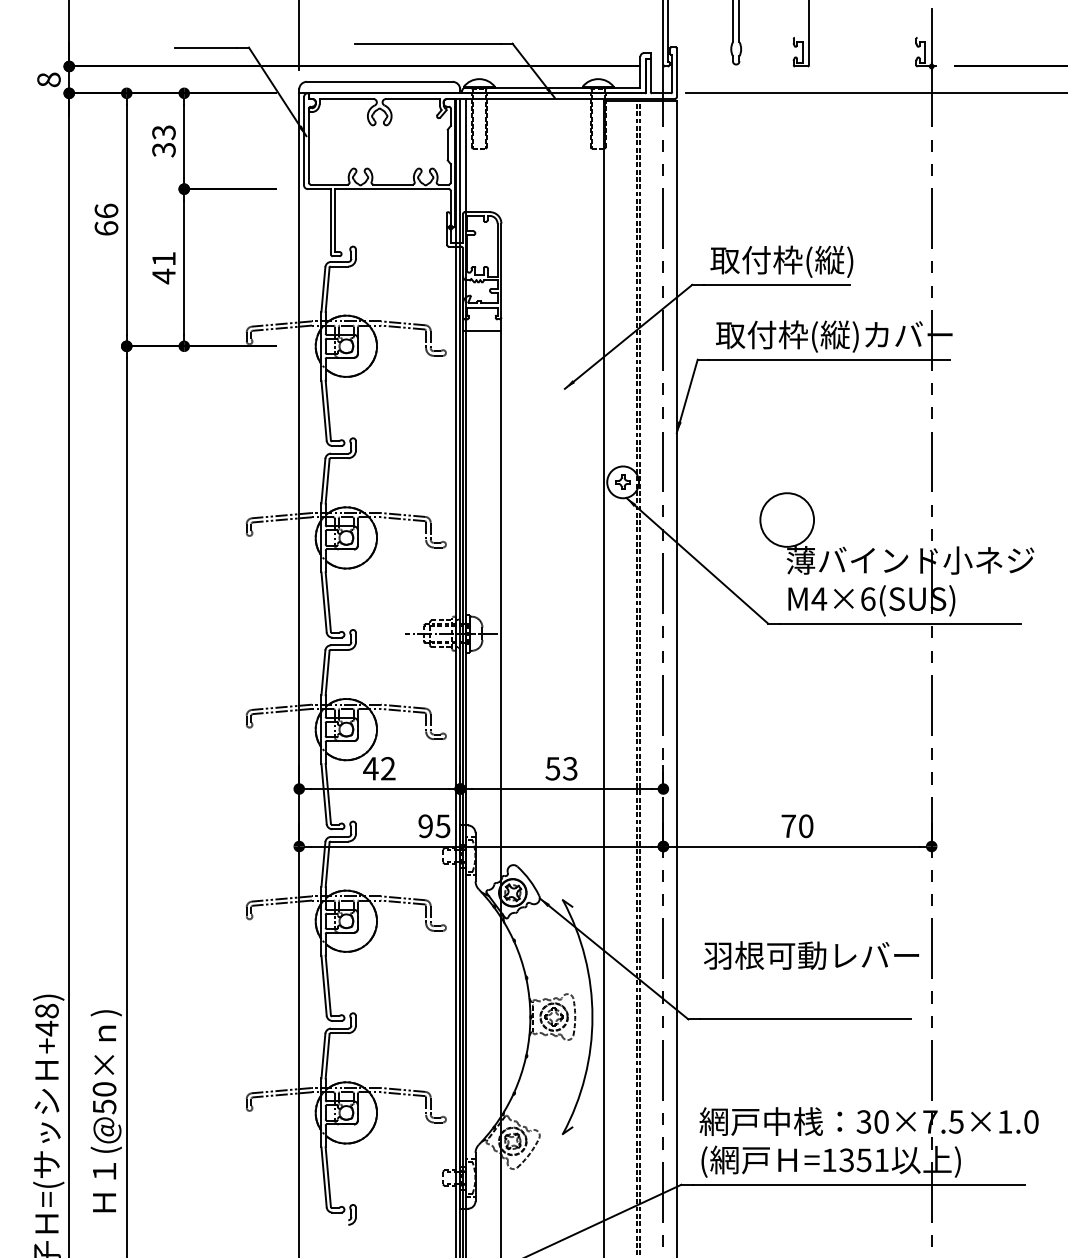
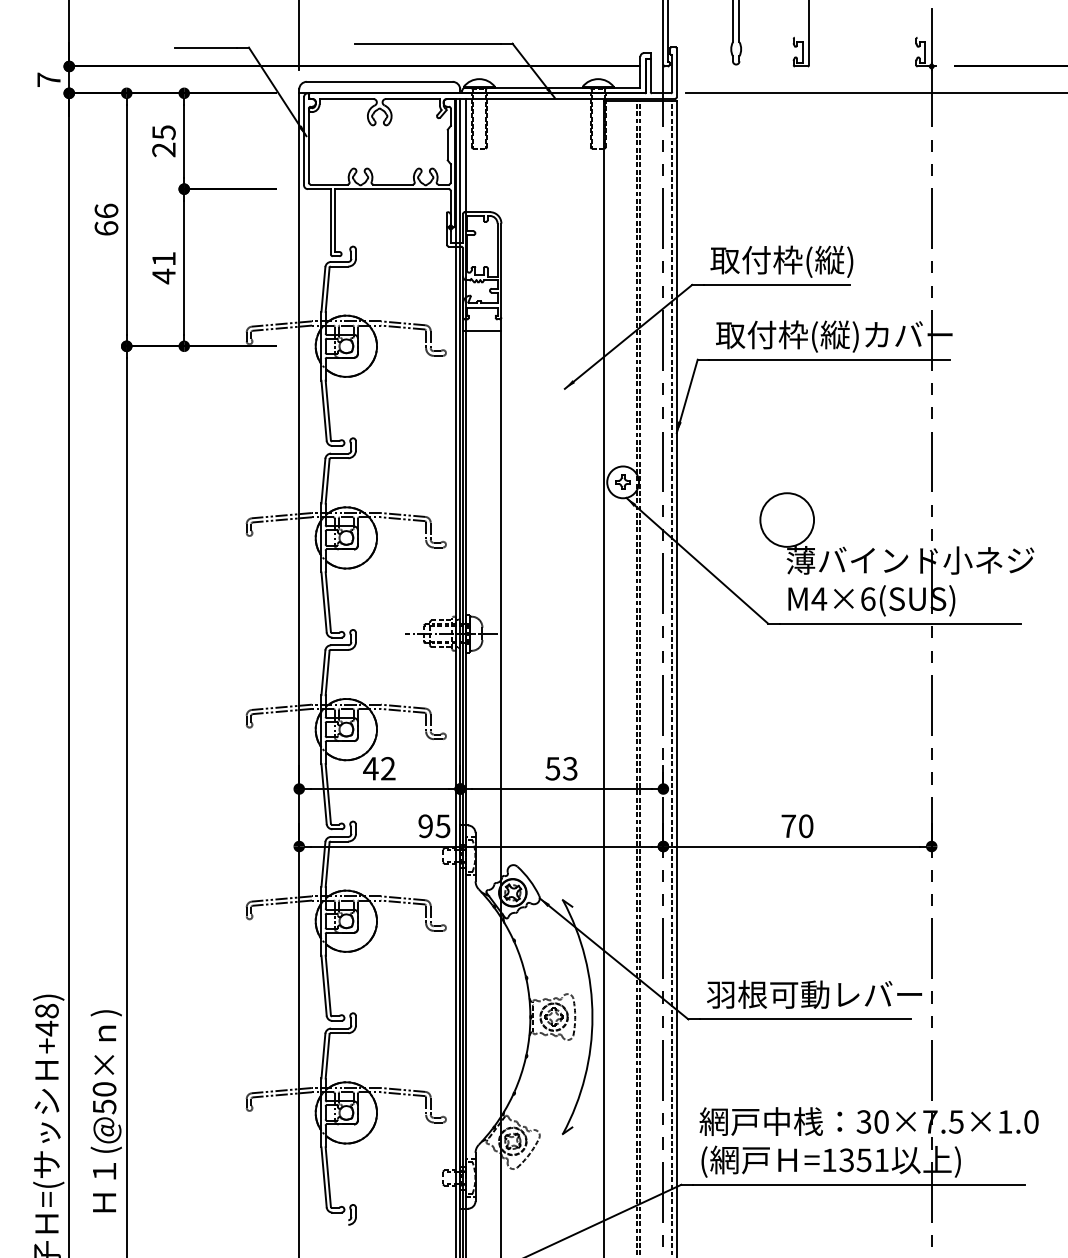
text: 8 -> 7 (48, 79)
text: 33 -> 25 (163, 141)
line: none -> present (672, 677)
text position: (811, 955) -> (814, 994) (814, 994)
